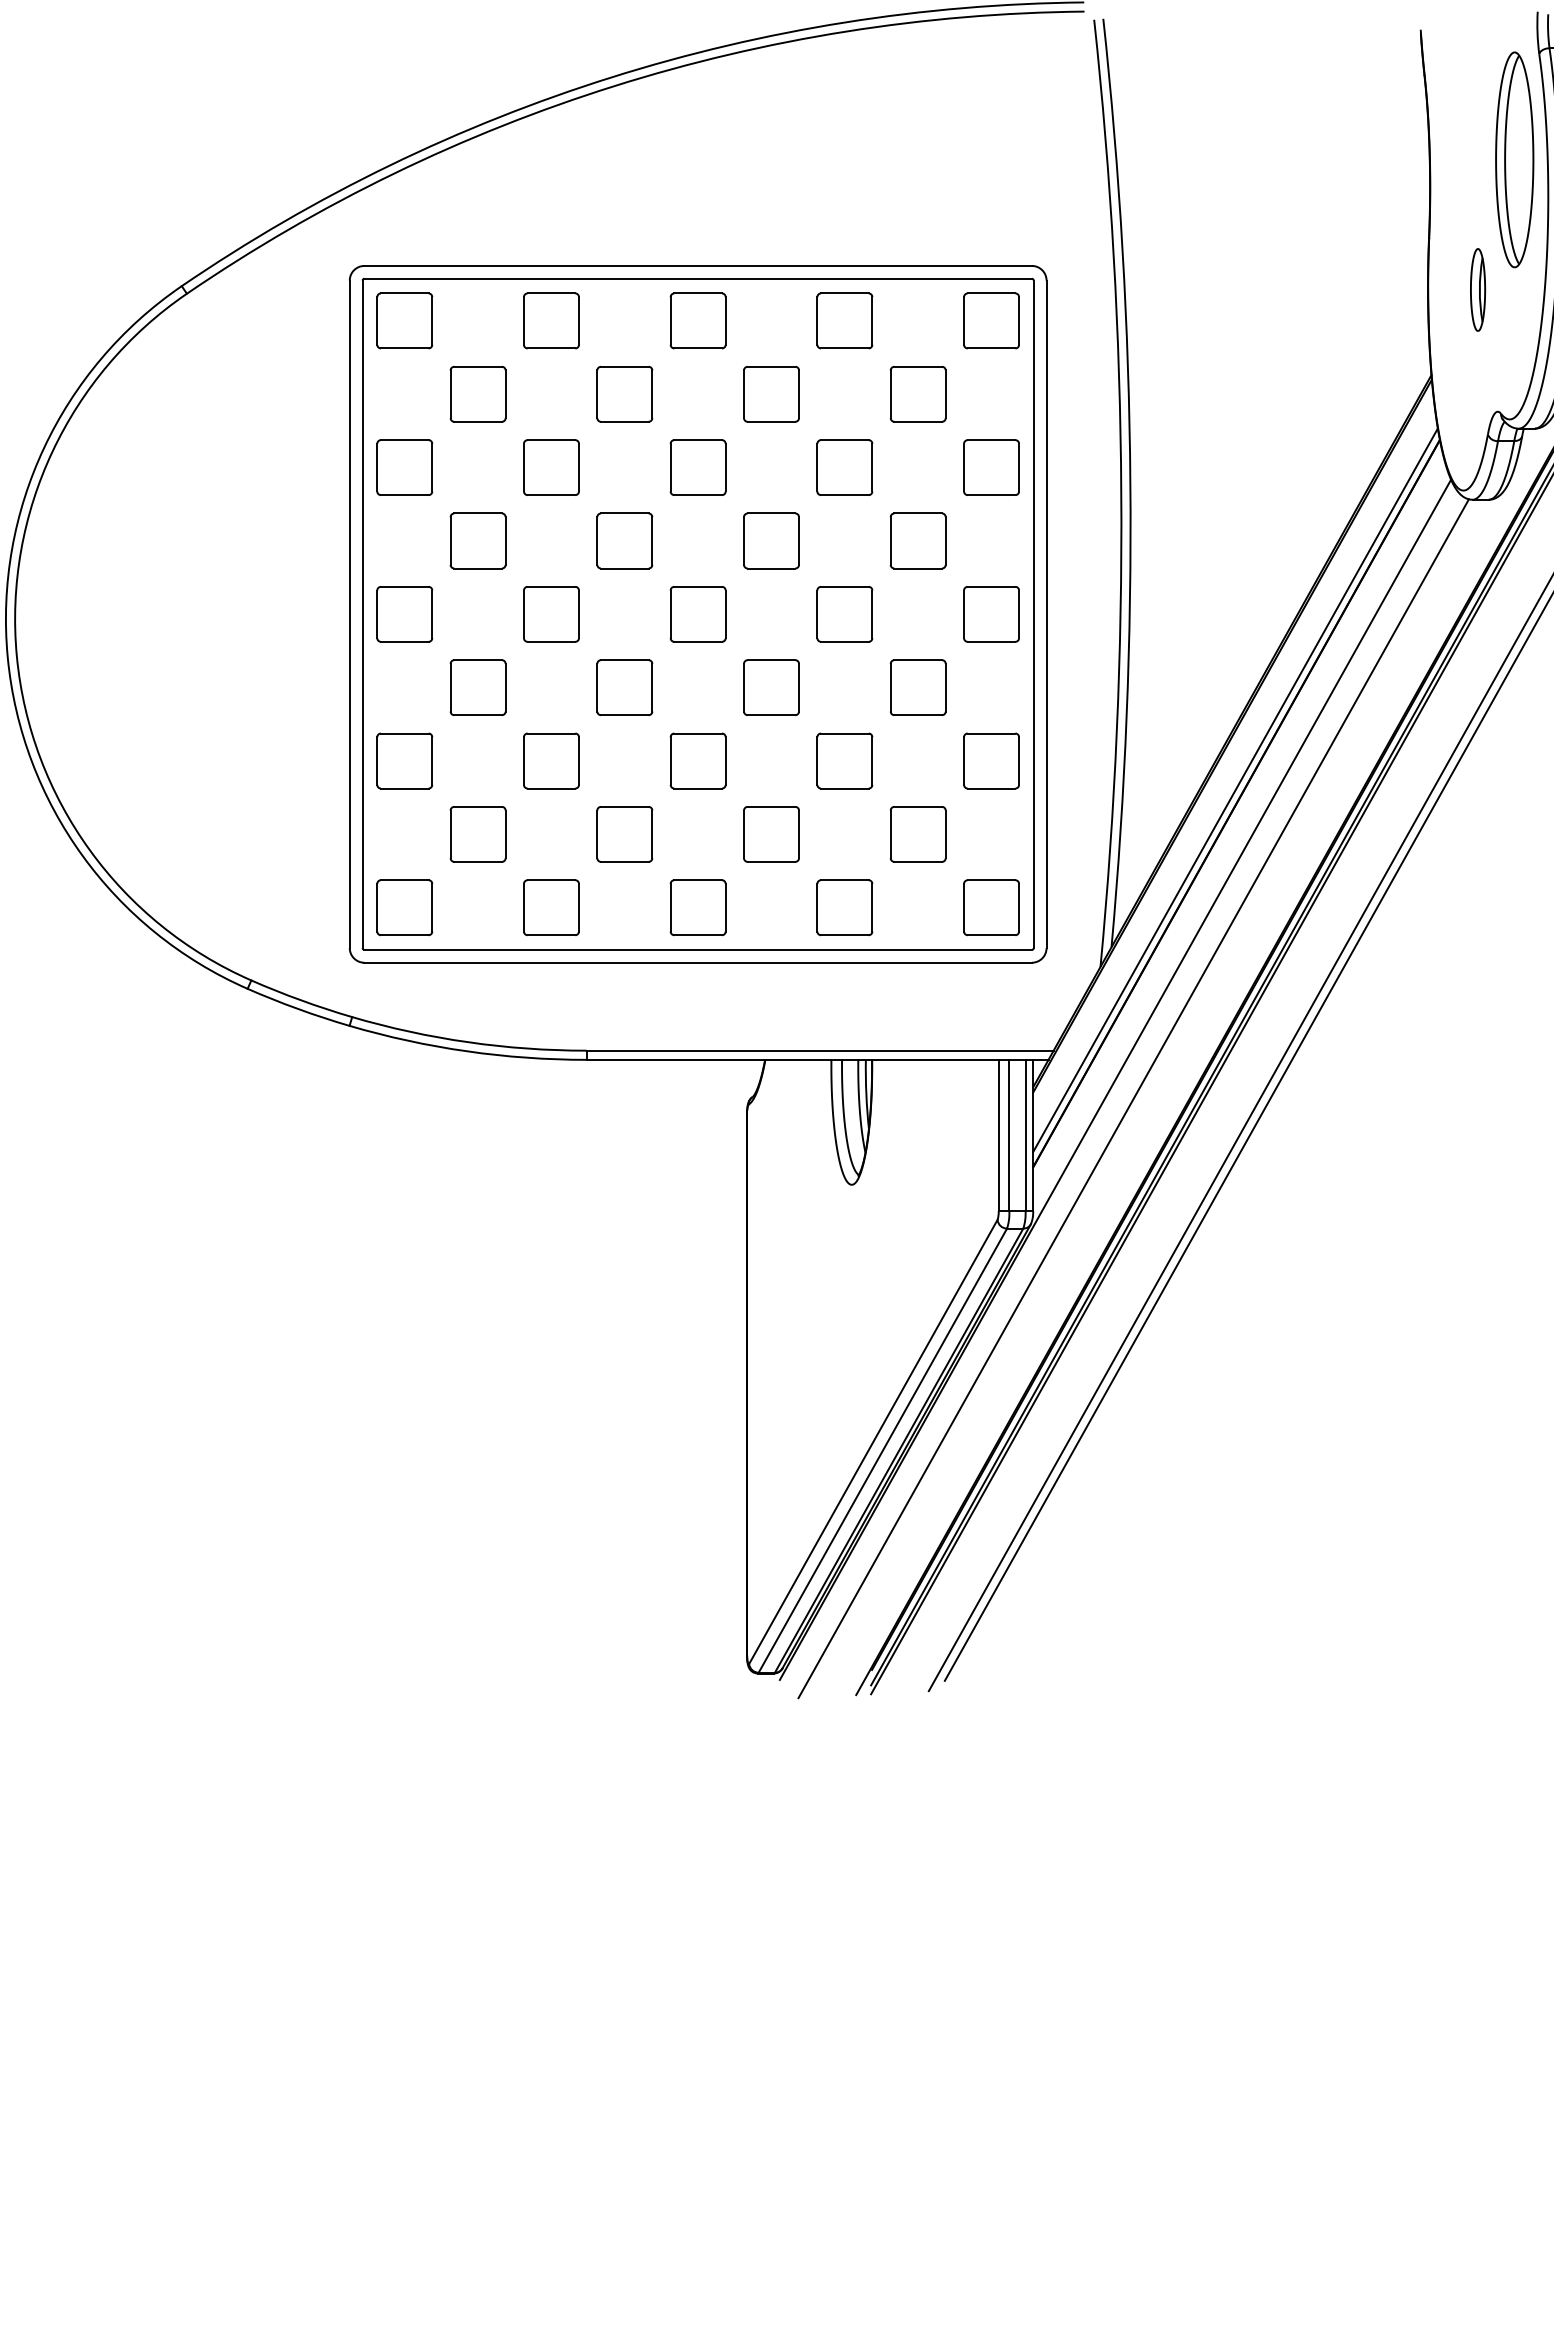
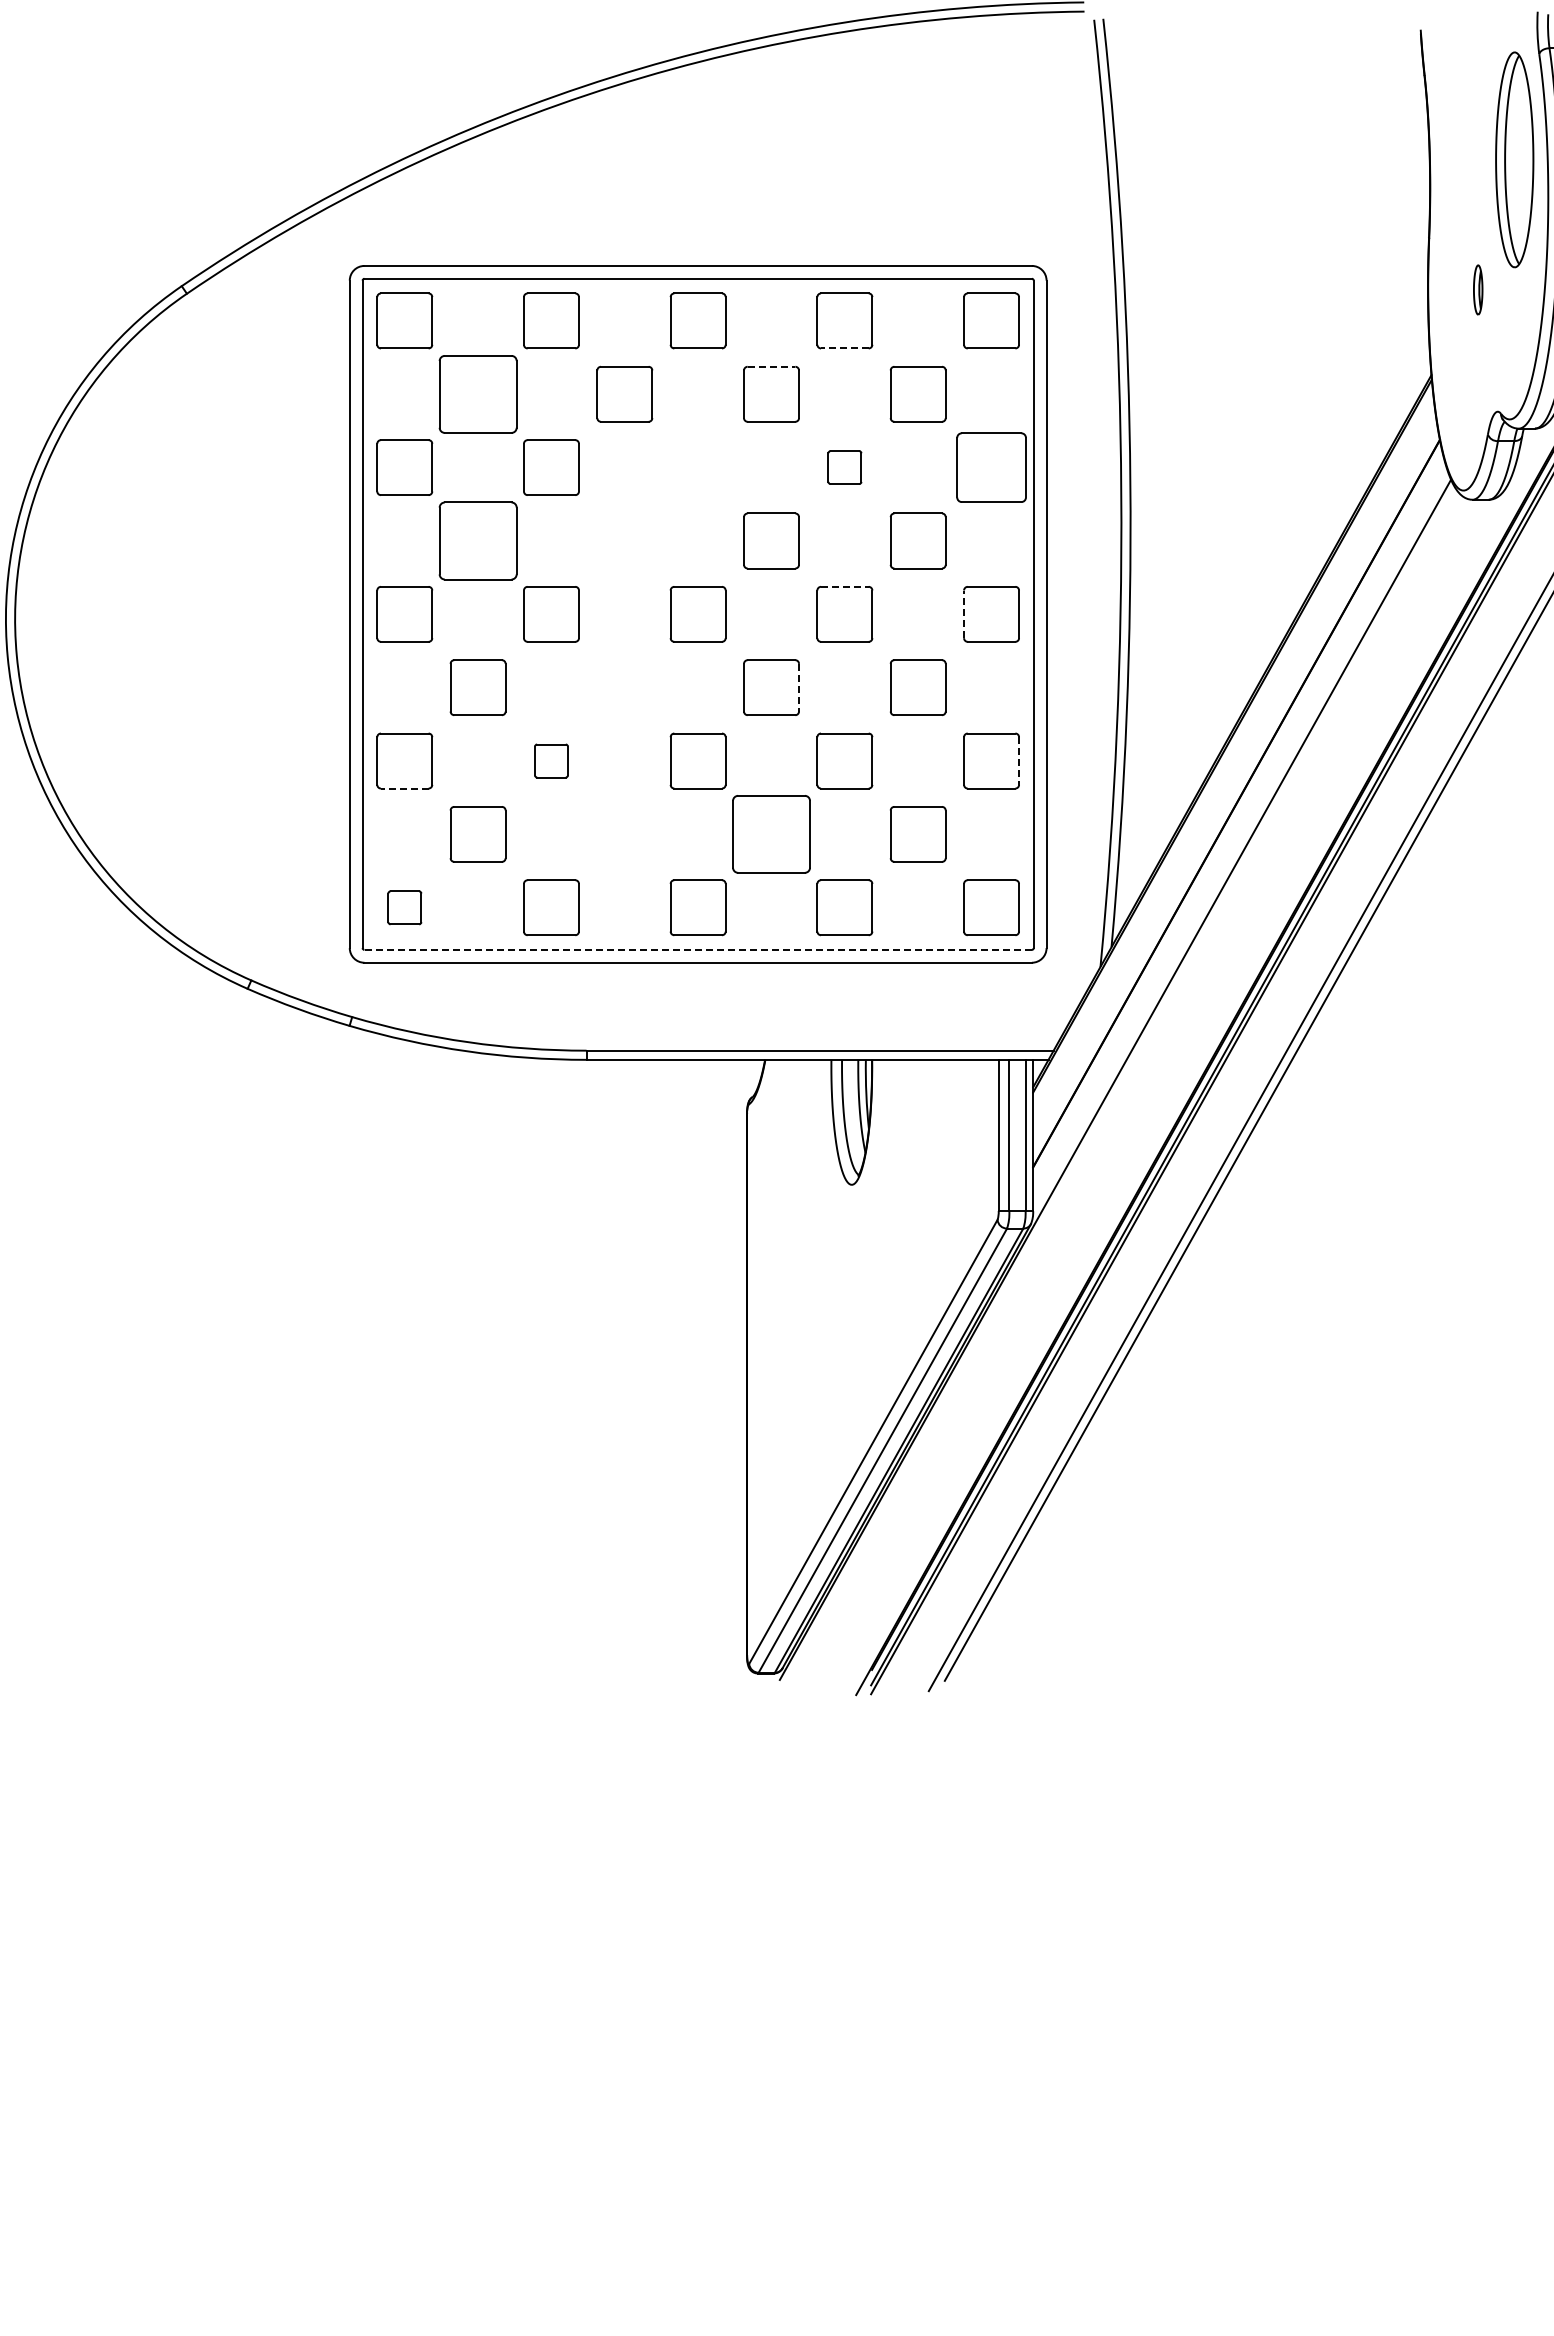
part size: 17x84 px -> 11x52 px (1478, 289)
line: solid -> dashed (844, 348)
line: solid -> dashed (771, 366)
part size: 58x58 px -> 80x79 px (477, 394)
part: present -> none (697, 467)
part size: 58x57 px -> 36x35 px (844, 467)
part size: 57x57 px -> 71x71 px (991, 467)
part size: 58x58 px -> 80x80 px (477, 540)
part: present -> none (624, 540)
line: solid -> dashed (844, 586)
line: solid -> dashed (964, 614)
part: present -> none (624, 687)
line: solid -> dashed (799, 687)
part size: 57x58 px -> 35x36 px (551, 760)
line: solid -> dashed (1019, 761)
line: solid -> dashed (404, 788)
line: present -> none (1235, 790)
part: present -> none (624, 834)
part size: 57x57 px -> 79x79 px (771, 834)
part size: 58x58 px -> 36x36 px (404, 907)
line: solid -> dashed (698, 949)
line: present -> none (1133, 1098)
